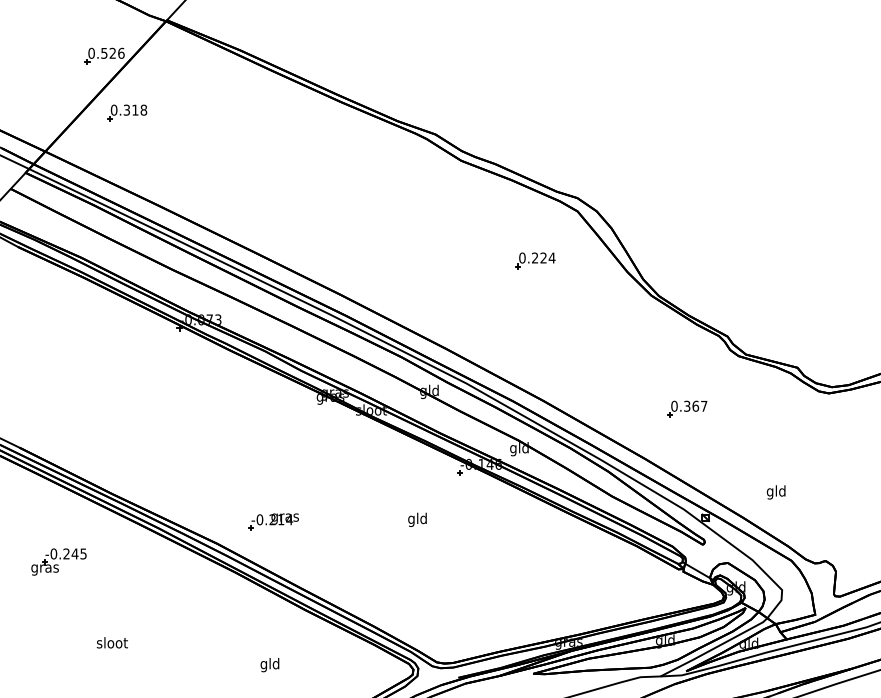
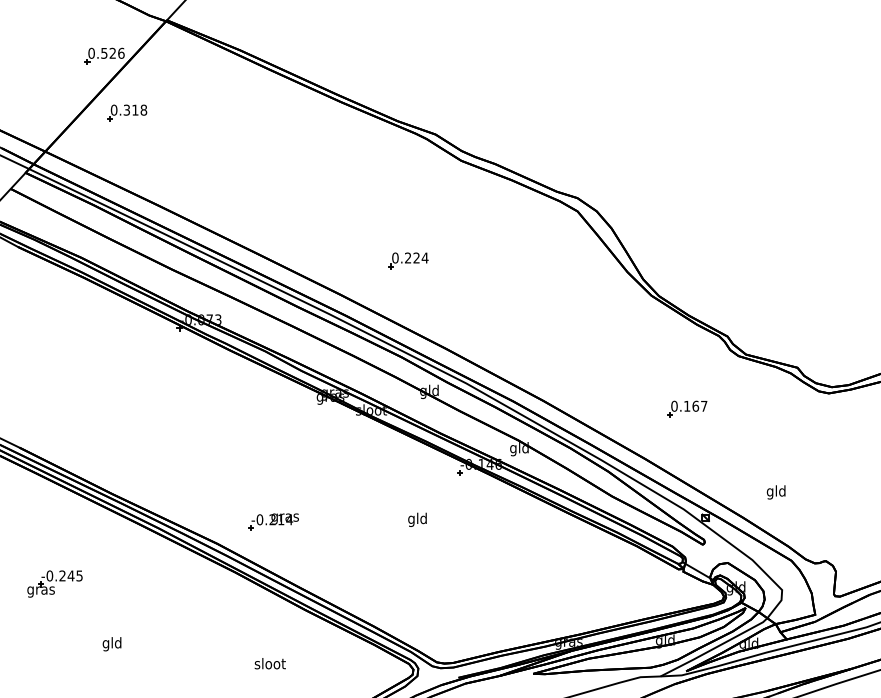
part position: (535, 260) -> (408, 260) (408, 260)
text: 0.367 -> 0.167 (687, 405)
part position: (58, 561) -> (54, 583) (54, 583)
text: sloot -> gld (111, 644)
text: gld -> sloot (269, 665)
